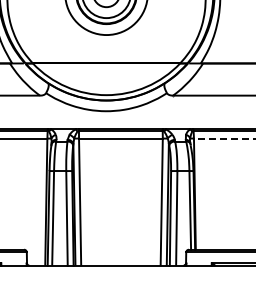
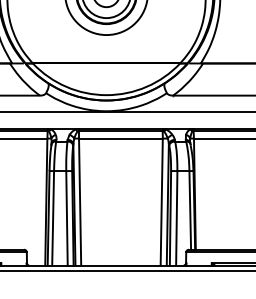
line: none -> present (127, 111)
line: dashed -> solid (224, 138)
line: none -> present (127, 271)
